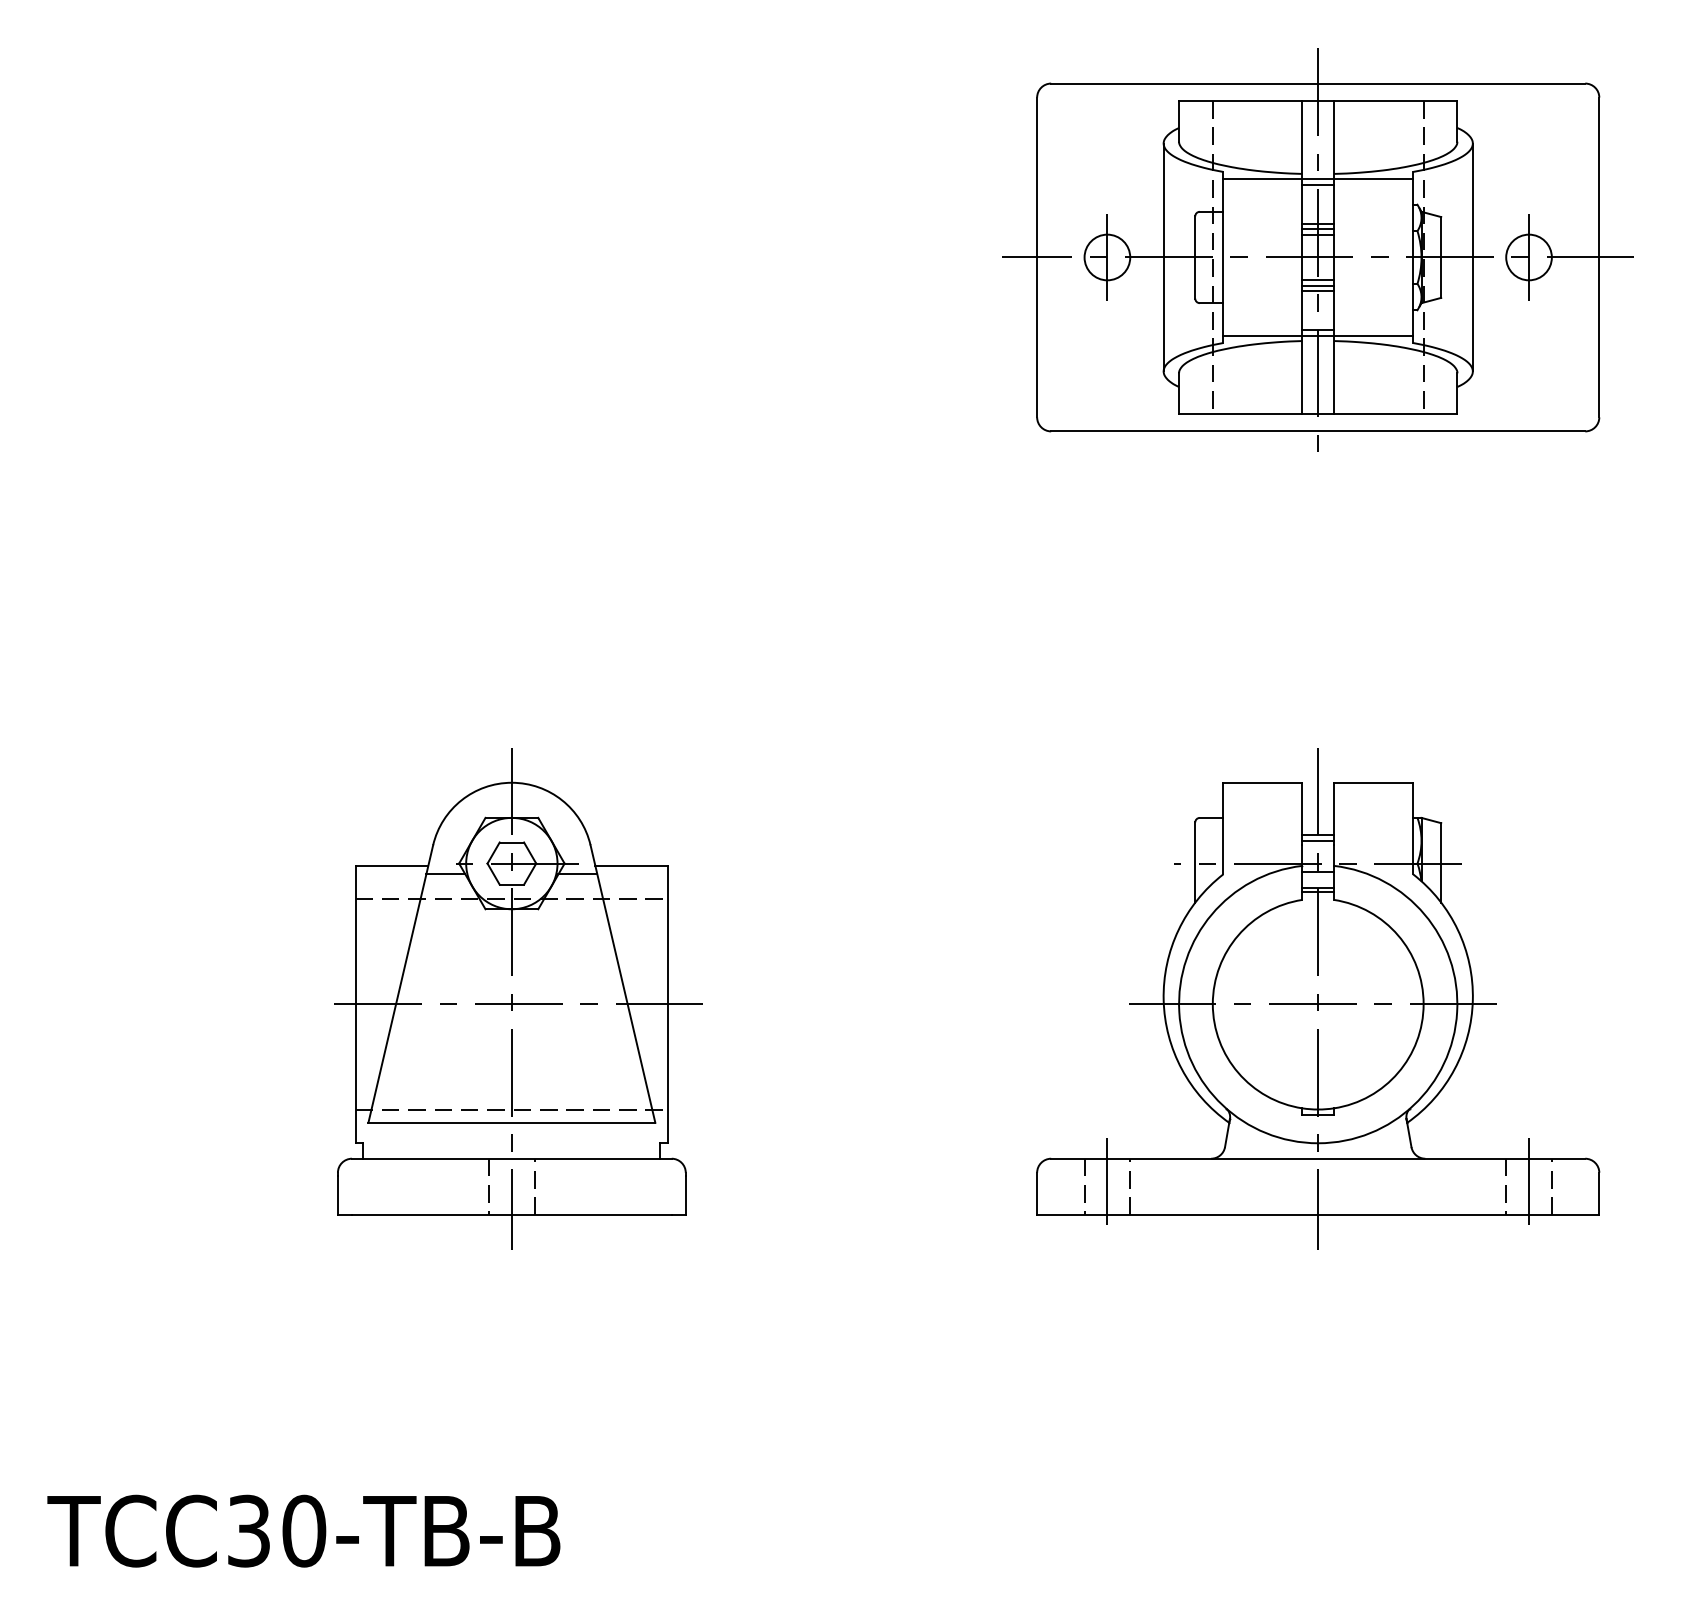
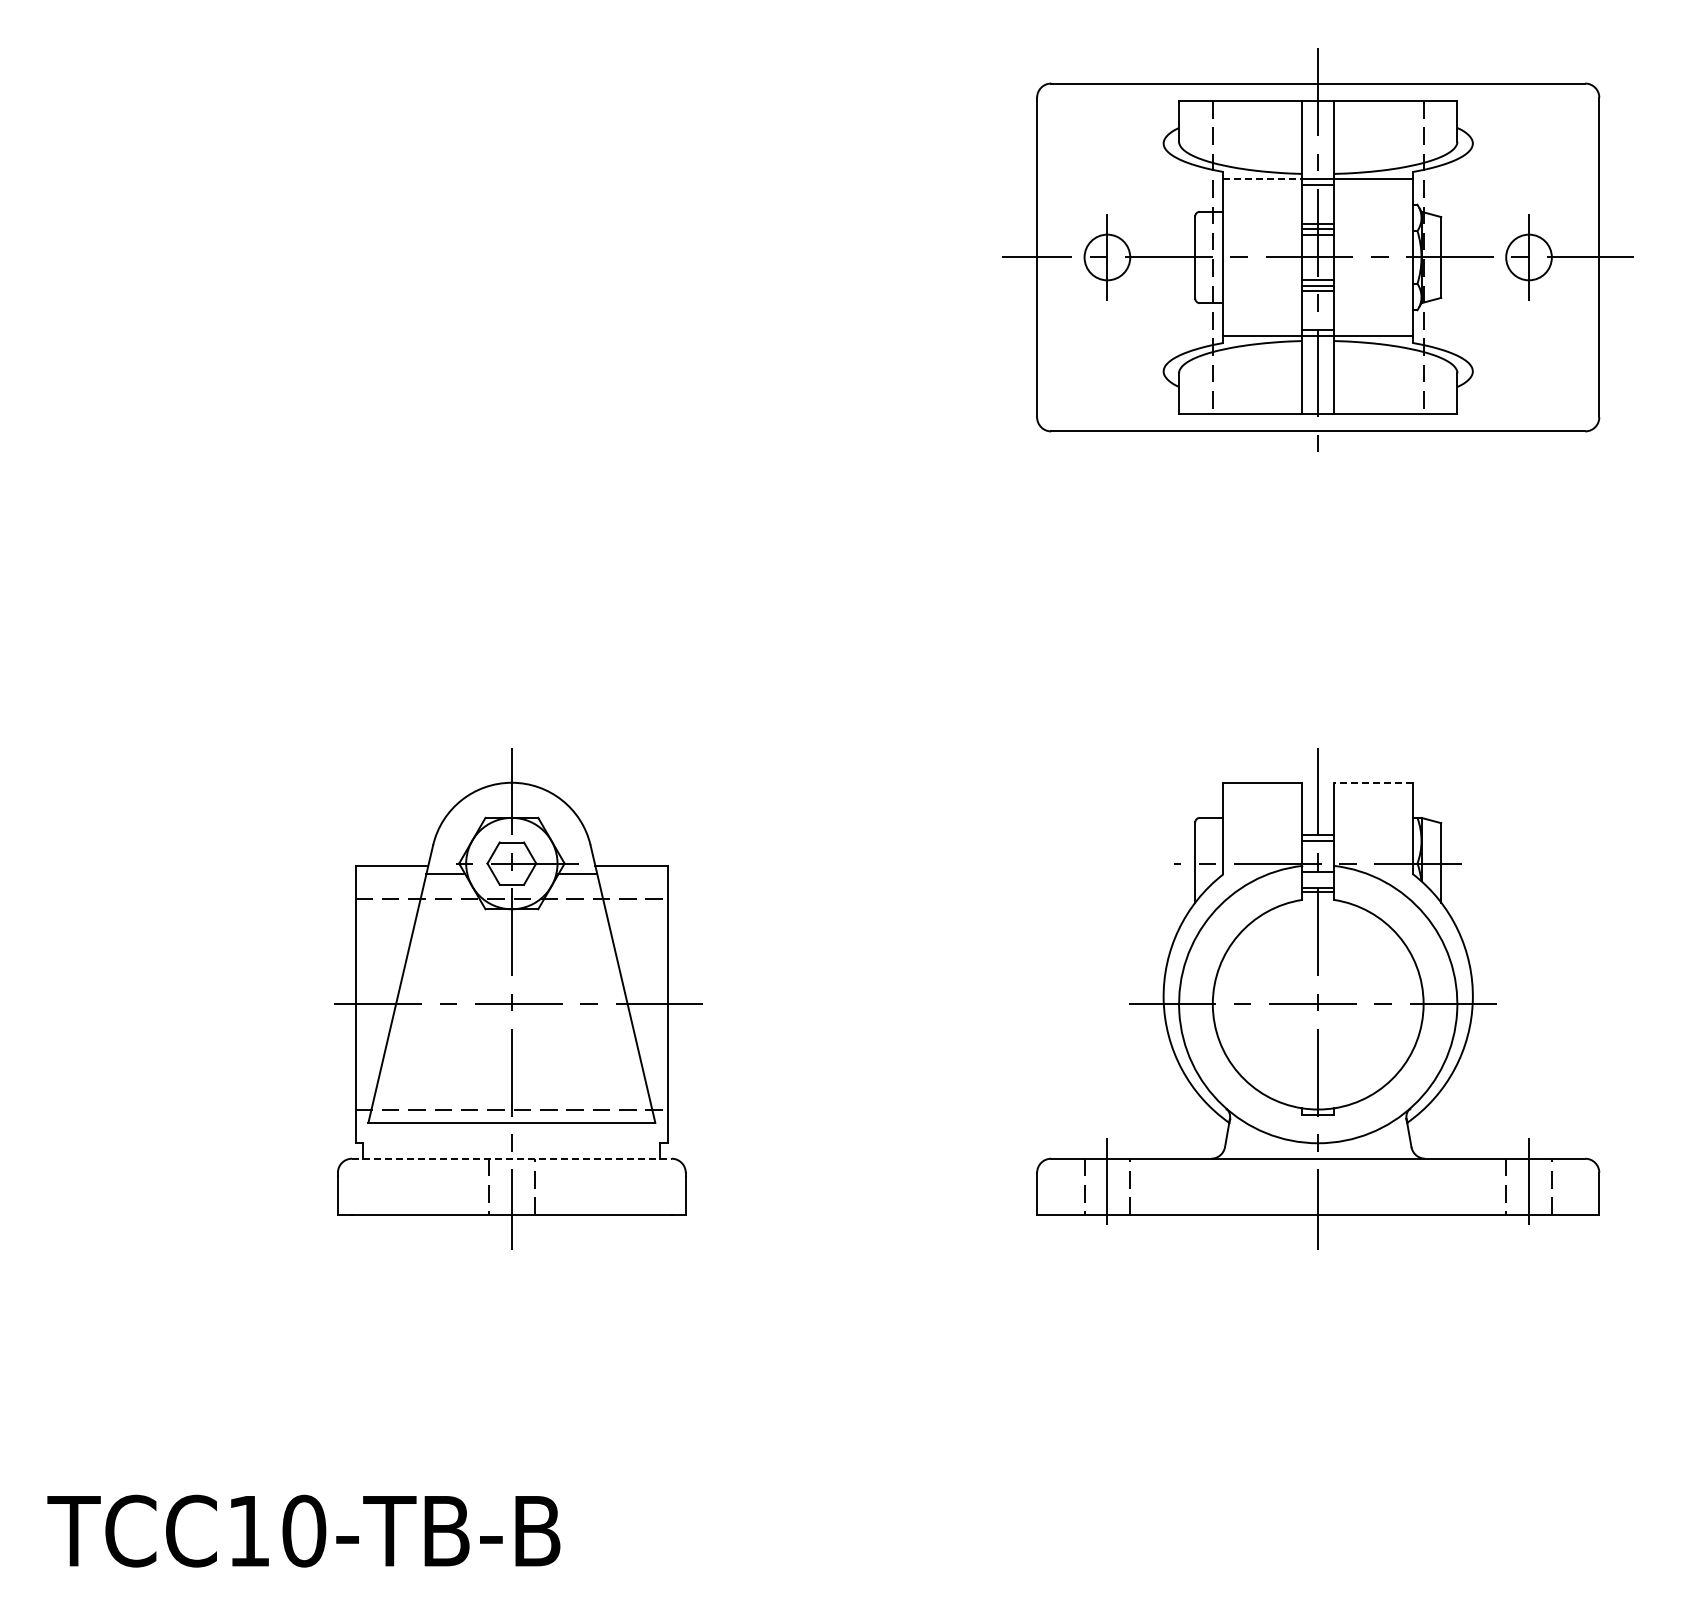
line: solid -> dashed (1262, 178)
line: present -> none (1163, 257)
line: present -> none (1472, 257)
line: solid -> dashed (1373, 782)
line: solid -> dashed (511, 1158)
text: TCC30-TB-B -> TCC10-TB-B (248, 1530)
